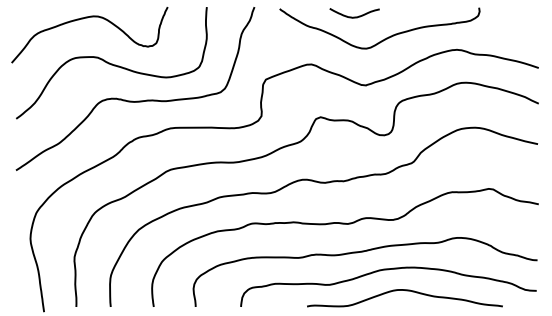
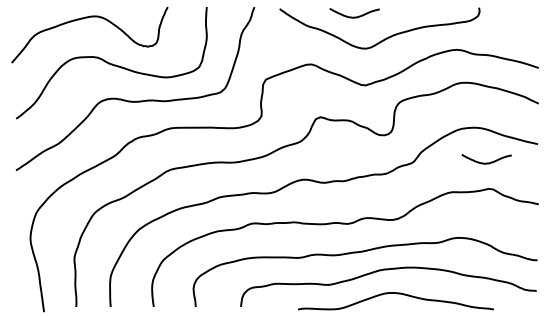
curve: none -> present (486, 162)
curve position: (405, 291) -> (396, 294) (396, 294)
